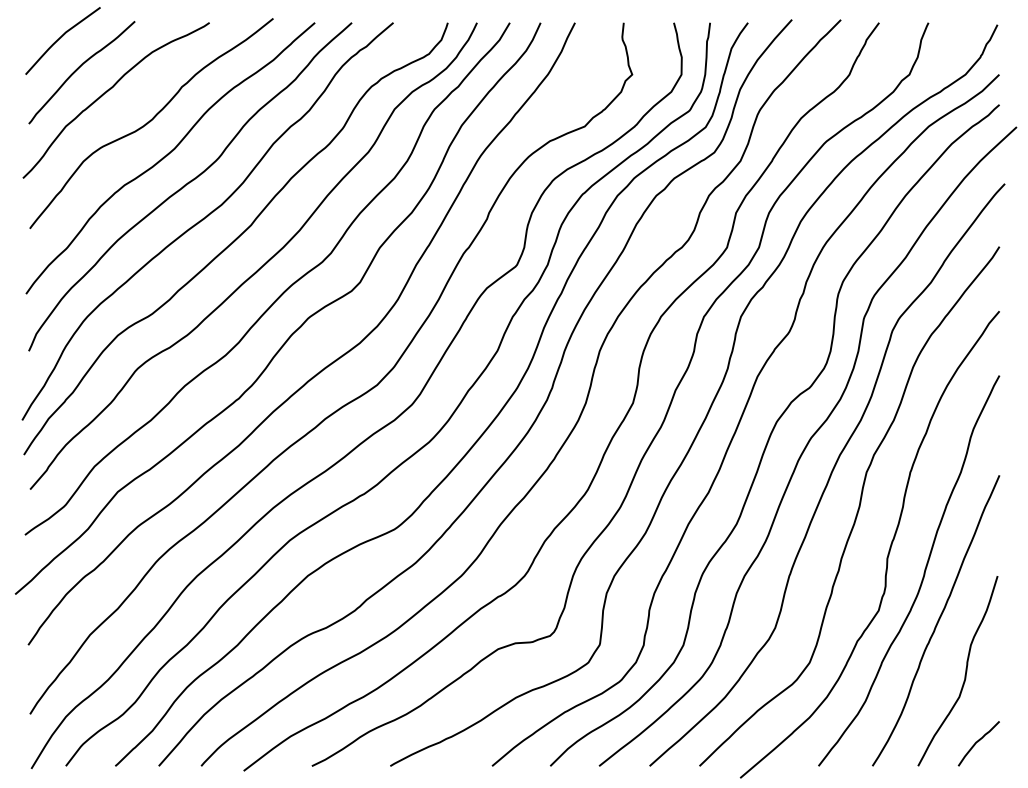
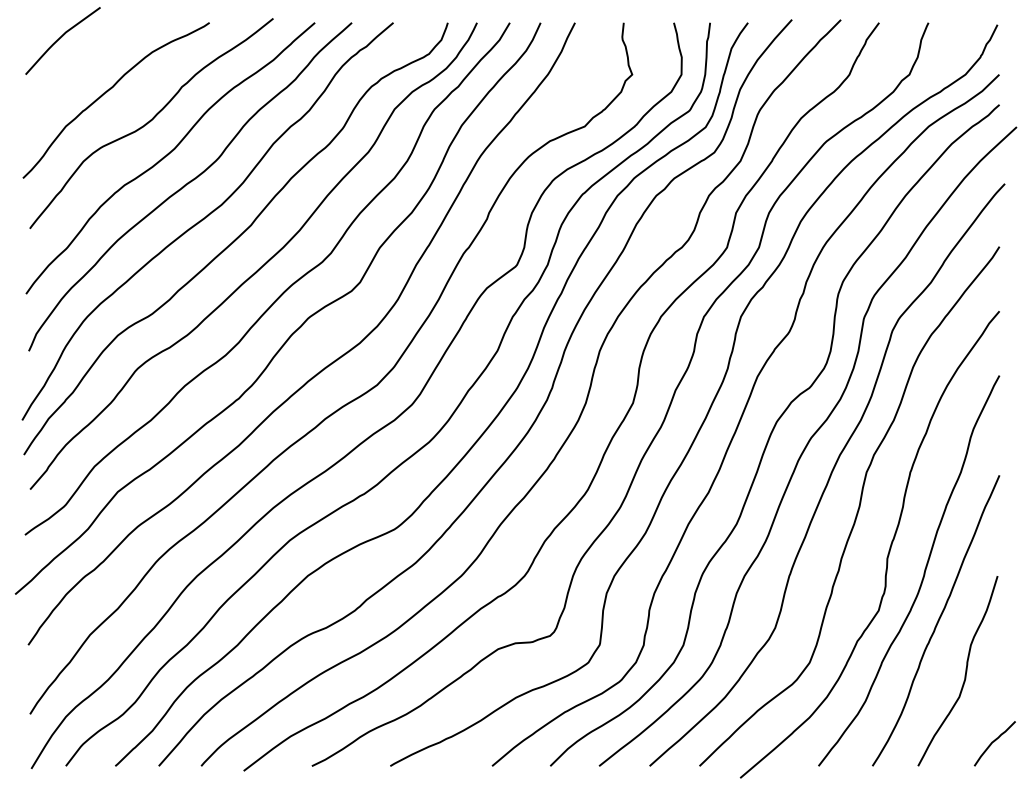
curve: present -> none (78, 69)
curve position: (977, 742) -> (993, 742) (993, 742)
